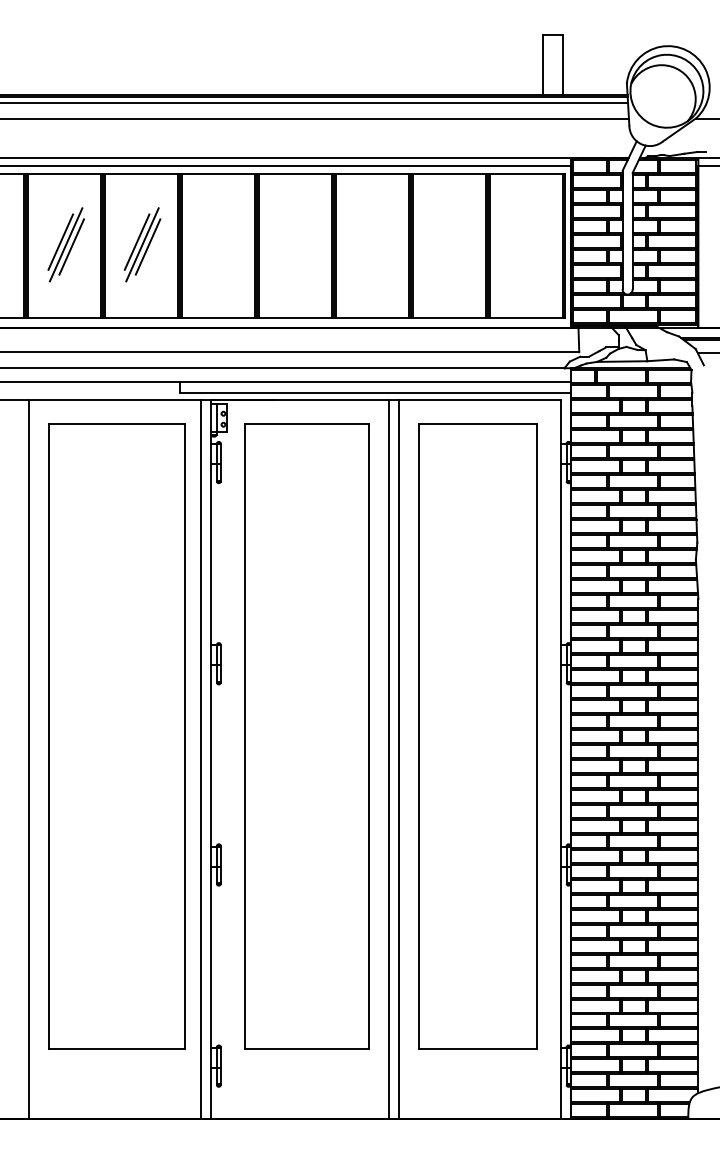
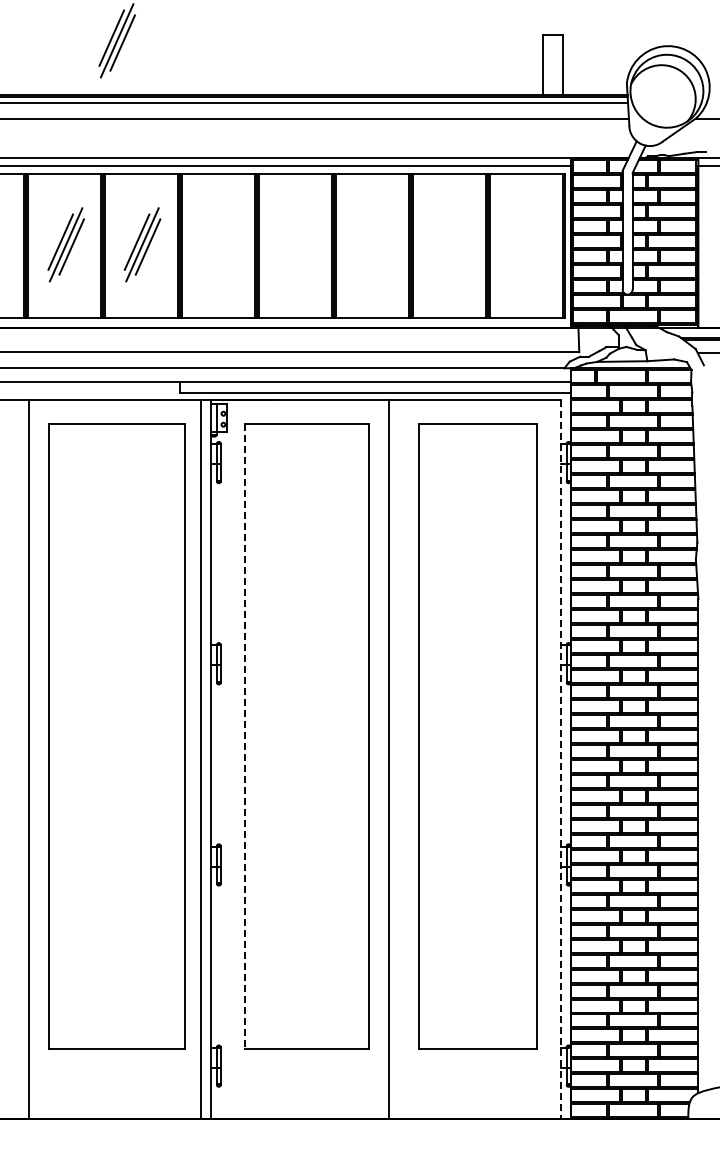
part: none -> present (116, 40)
line: solid -> dashed (244, 736)
line: present -> none (398, 759)
line: solid -> dashed (560, 759)
